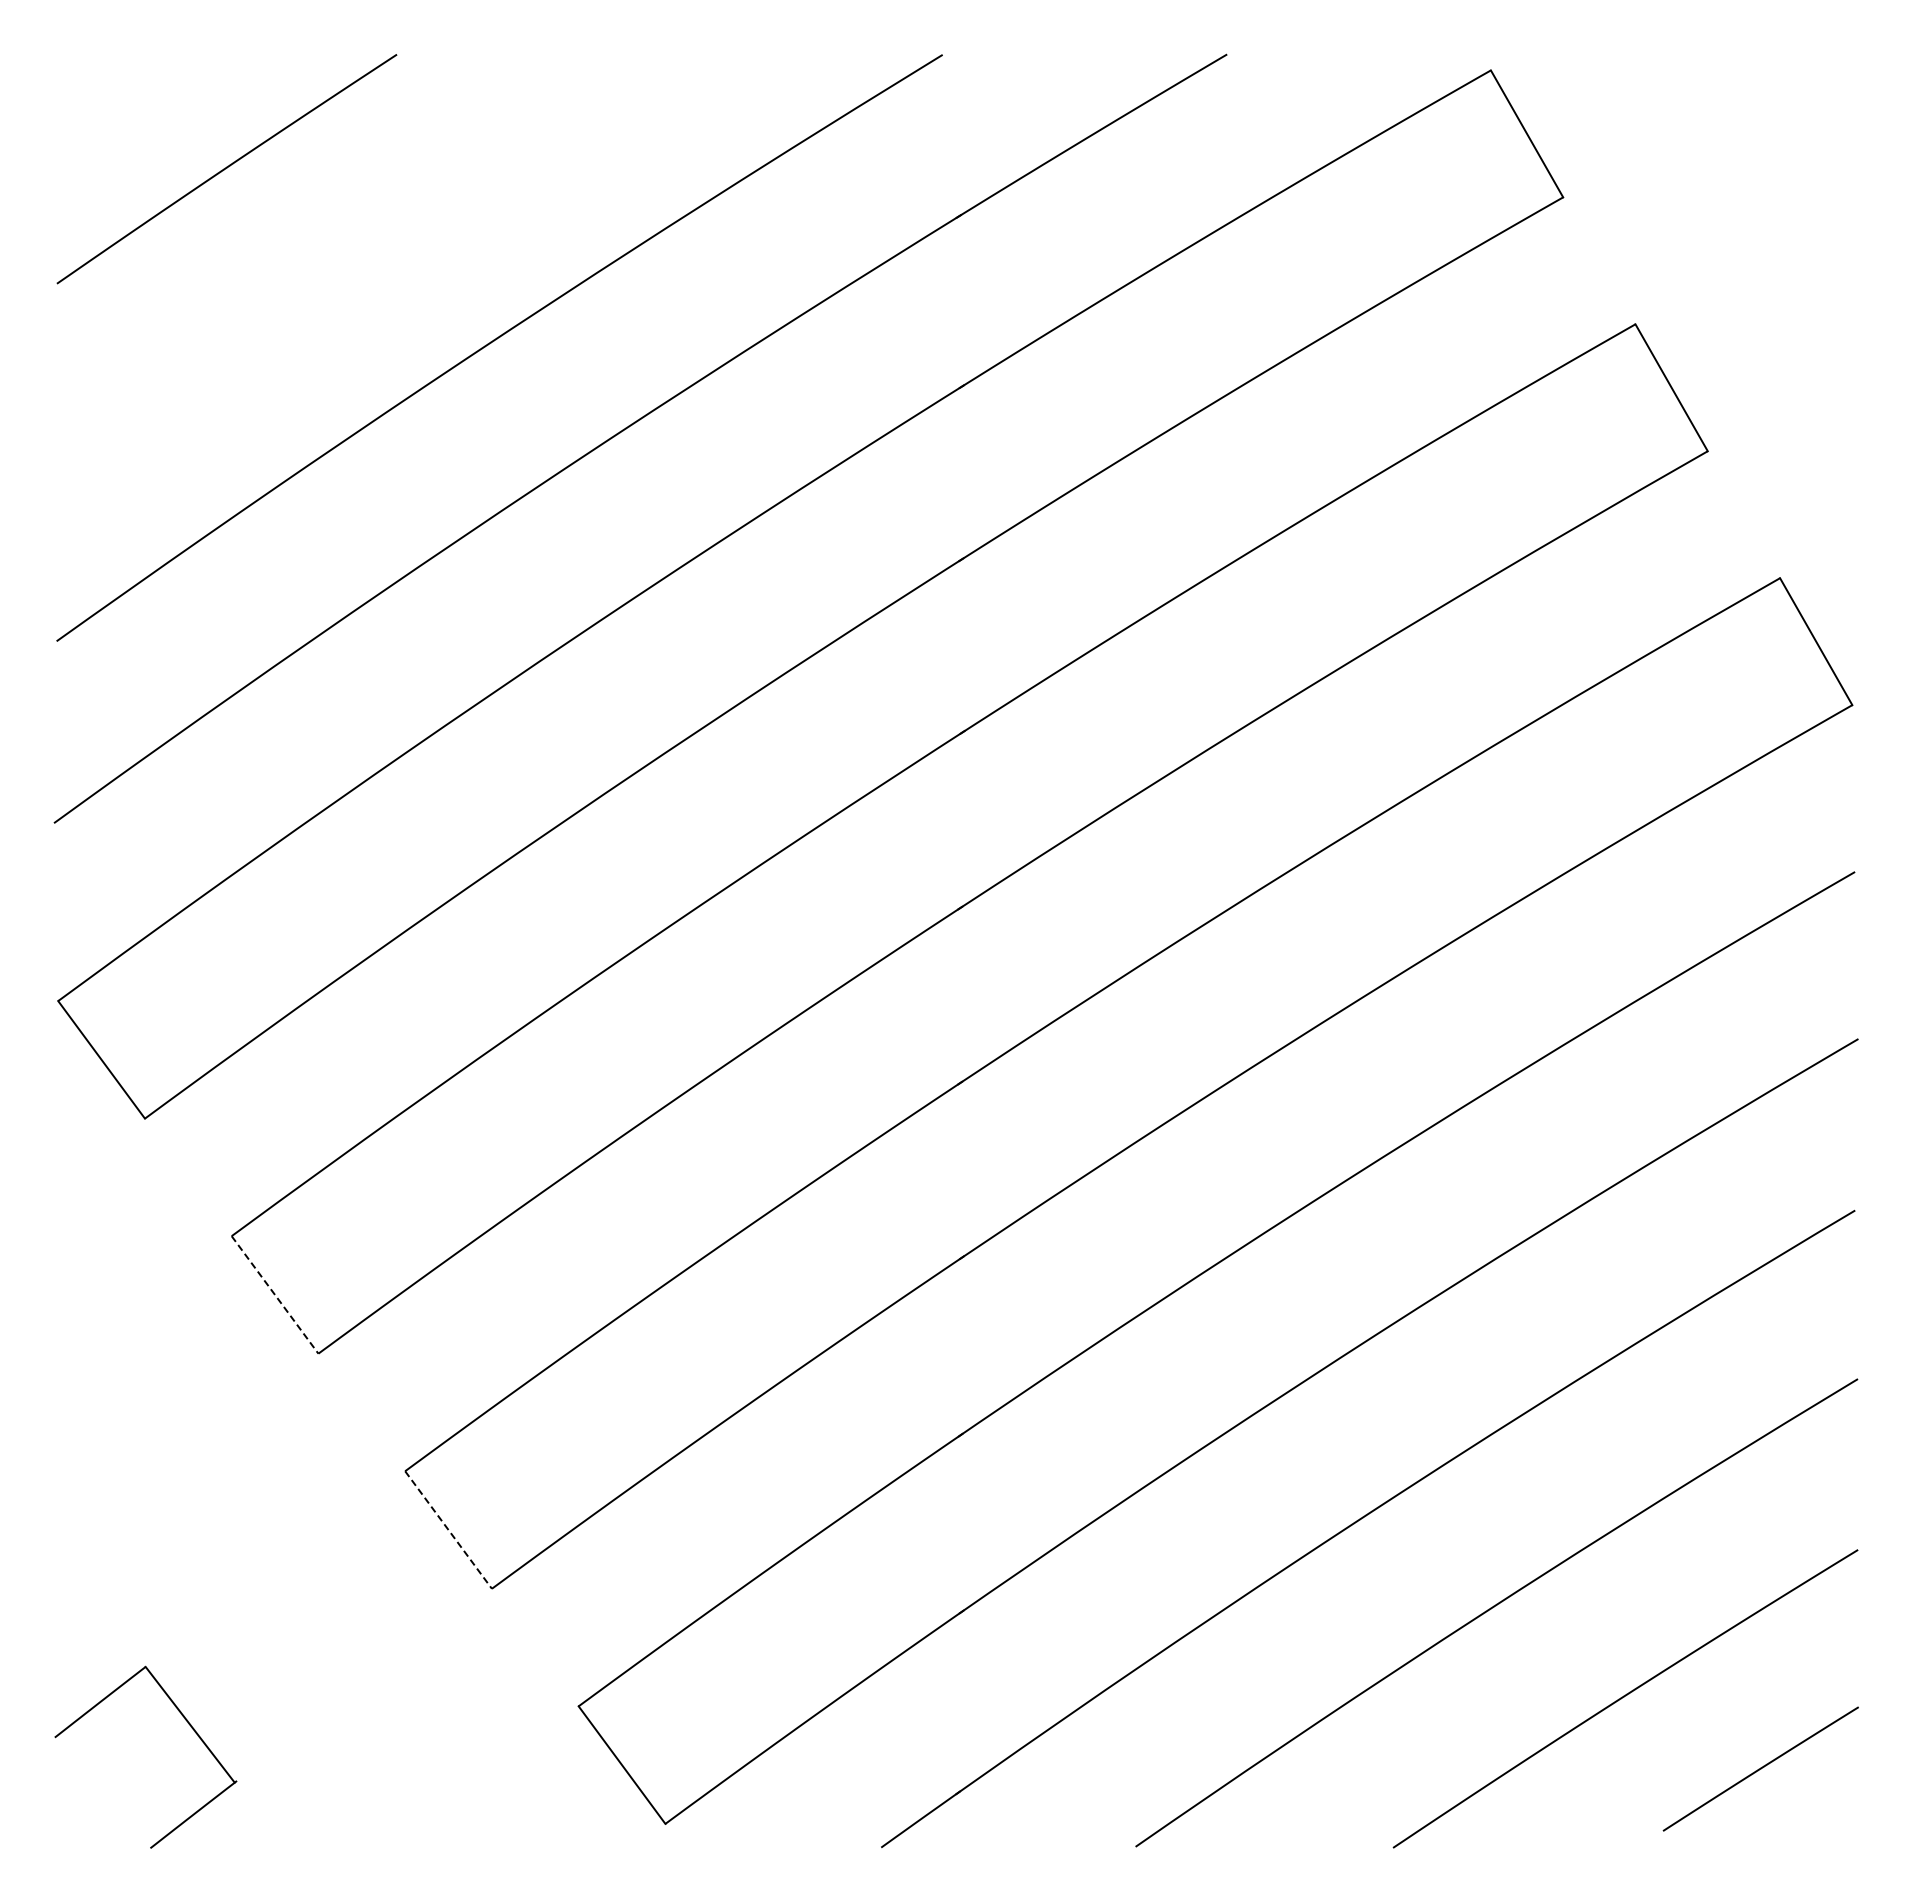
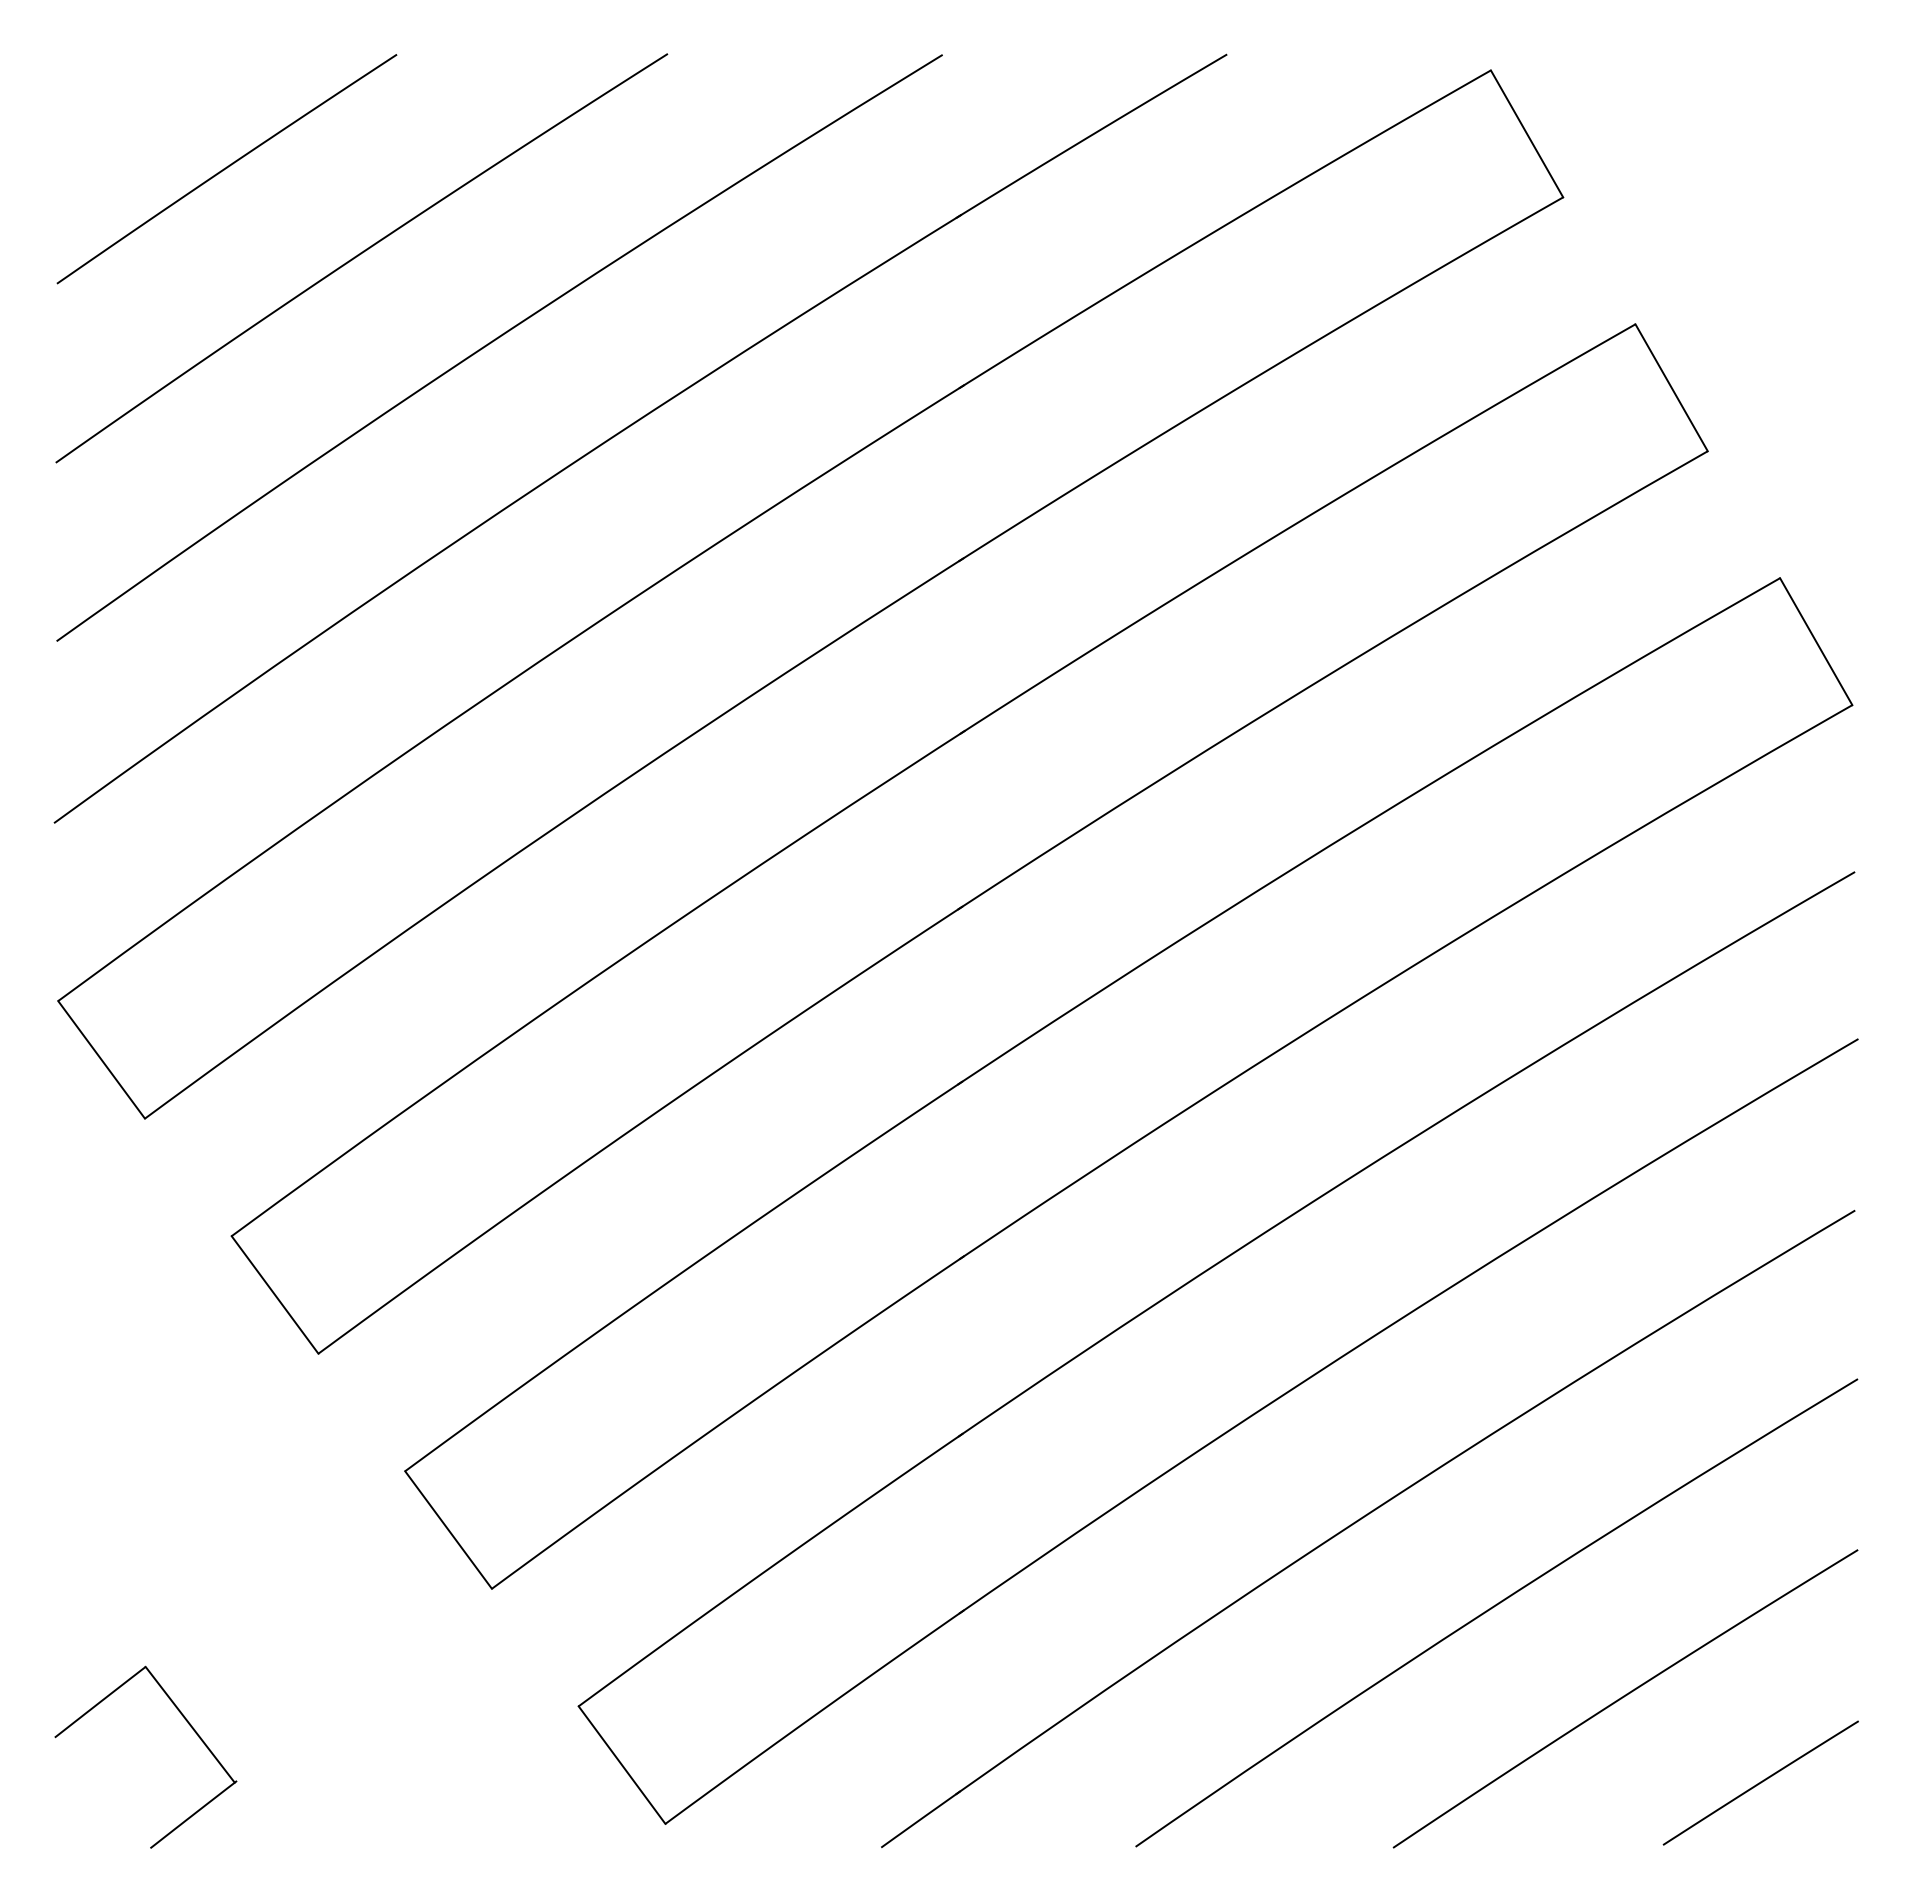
curve: none -> present (359, 255)
line: dashed -> solid (275, 1295)
line: dashed -> solid (448, 1530)
line position: (1760, 1768) -> (1760, 1782) (1760, 1782)
